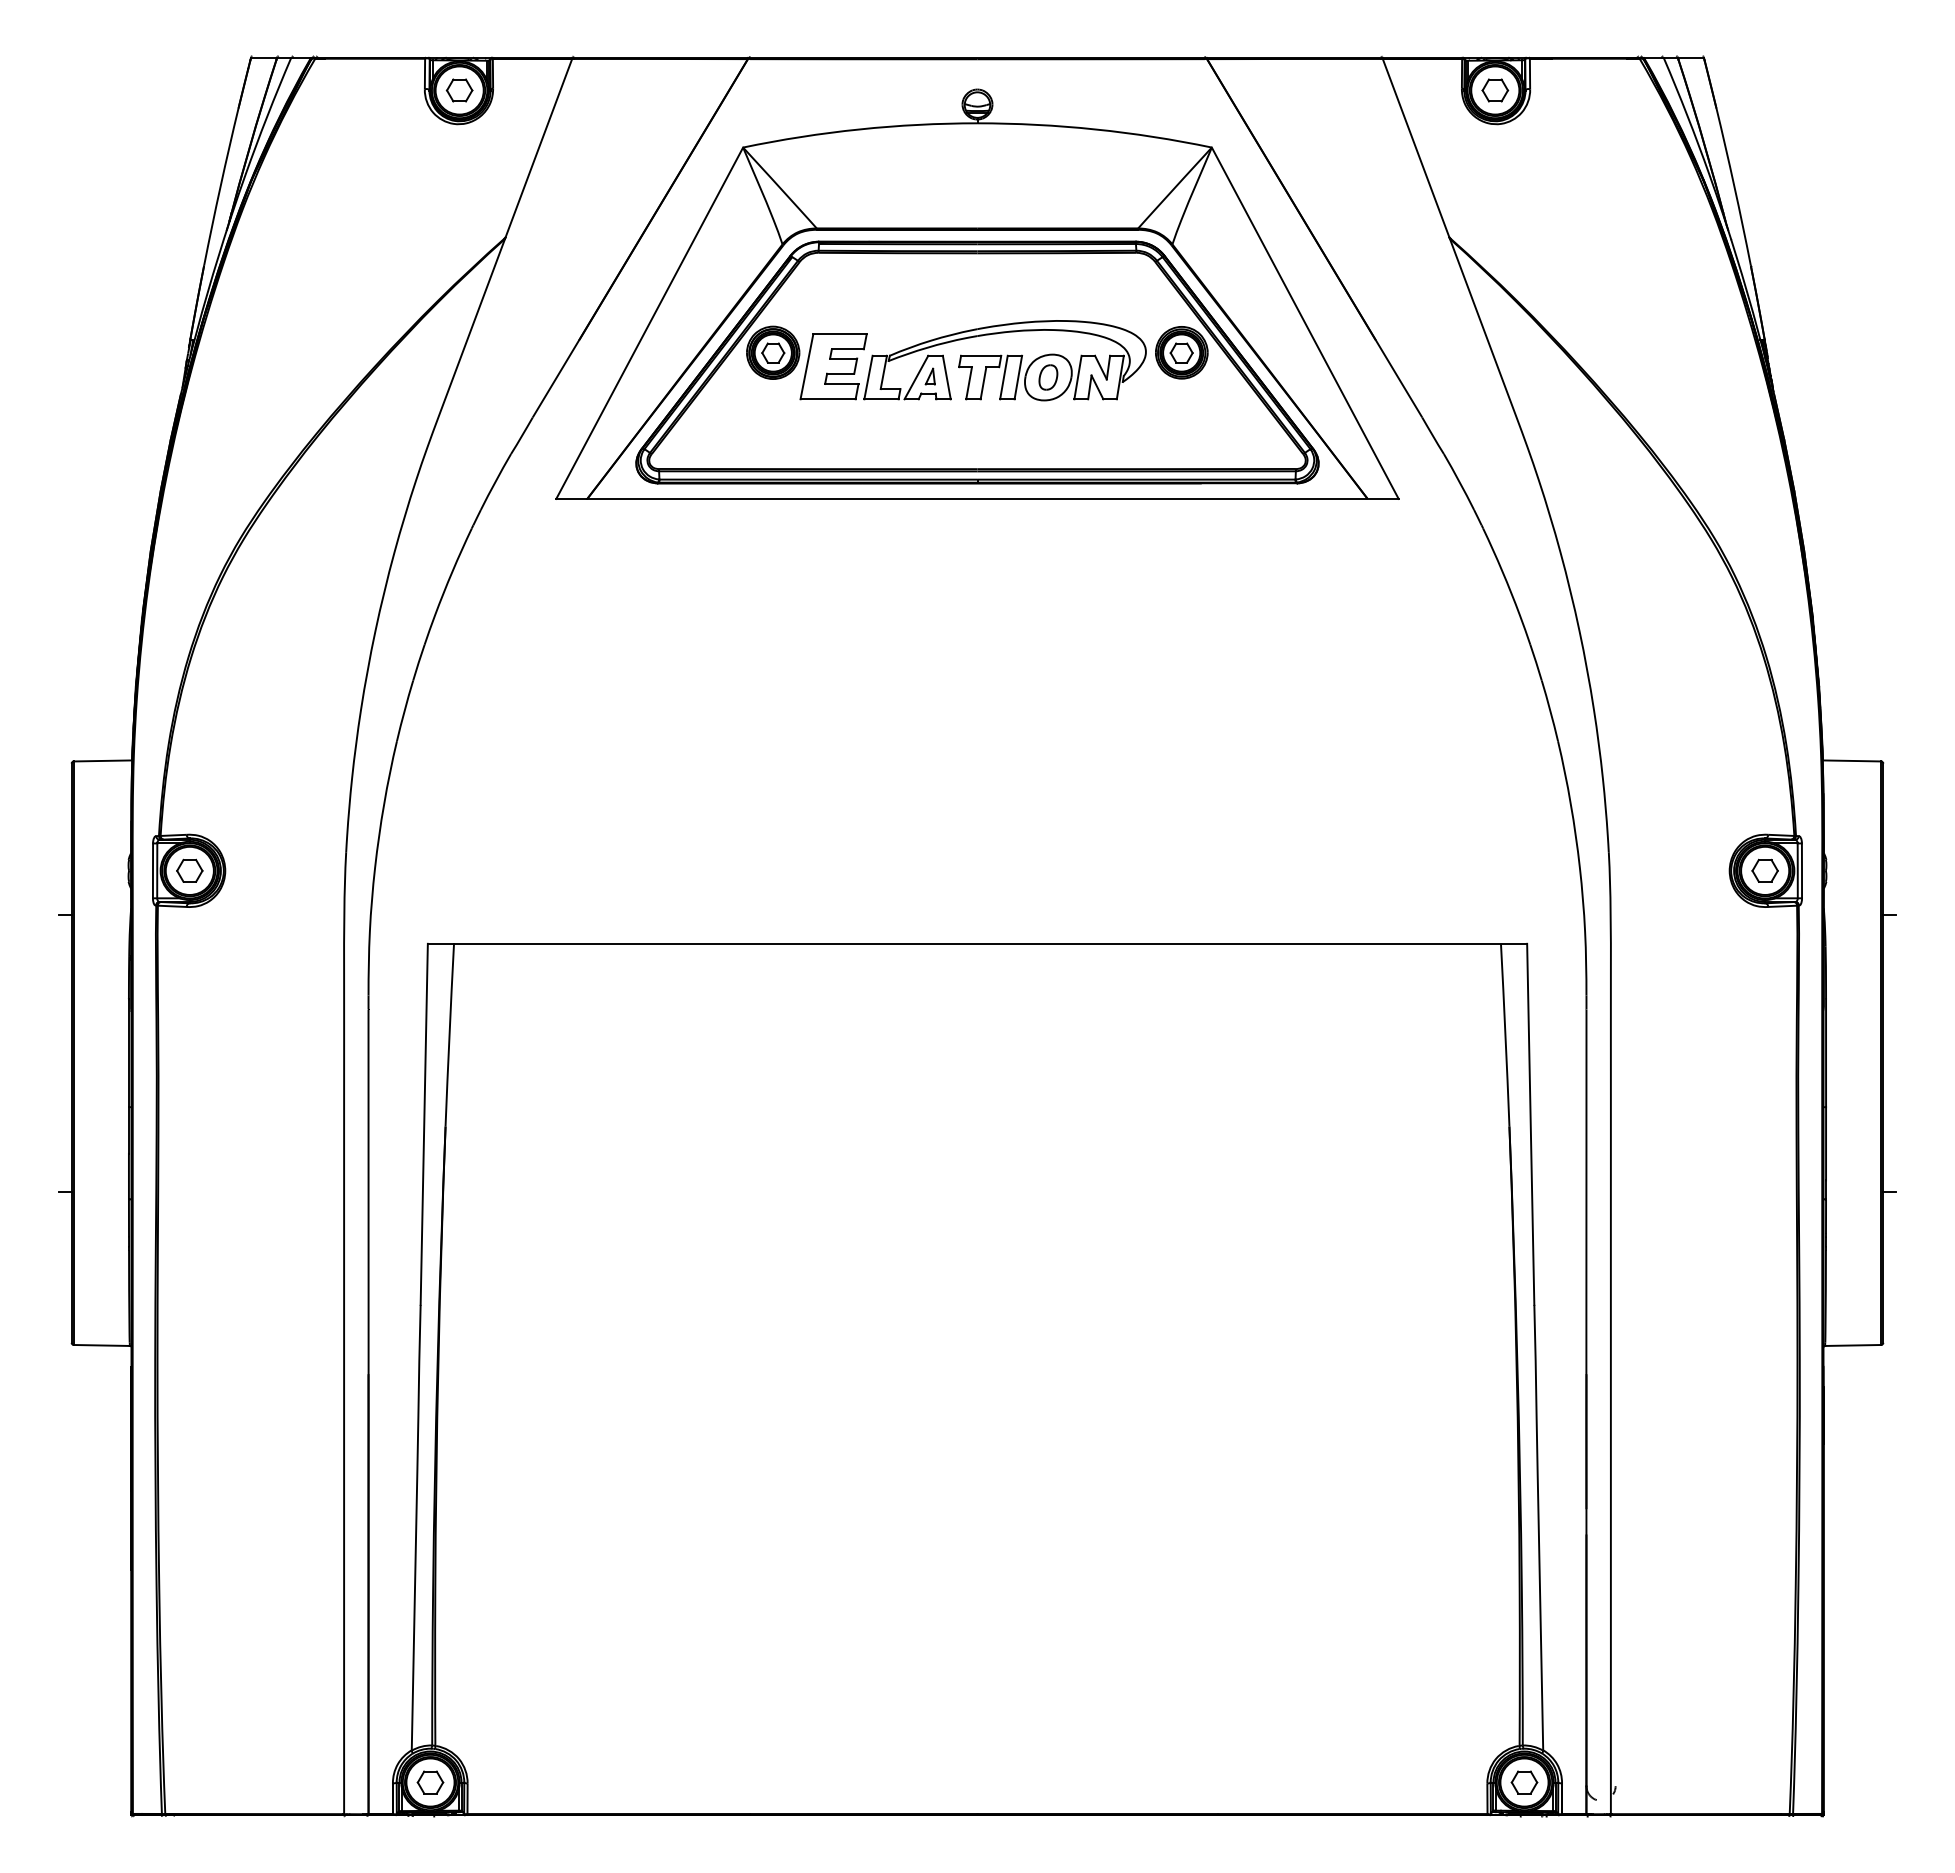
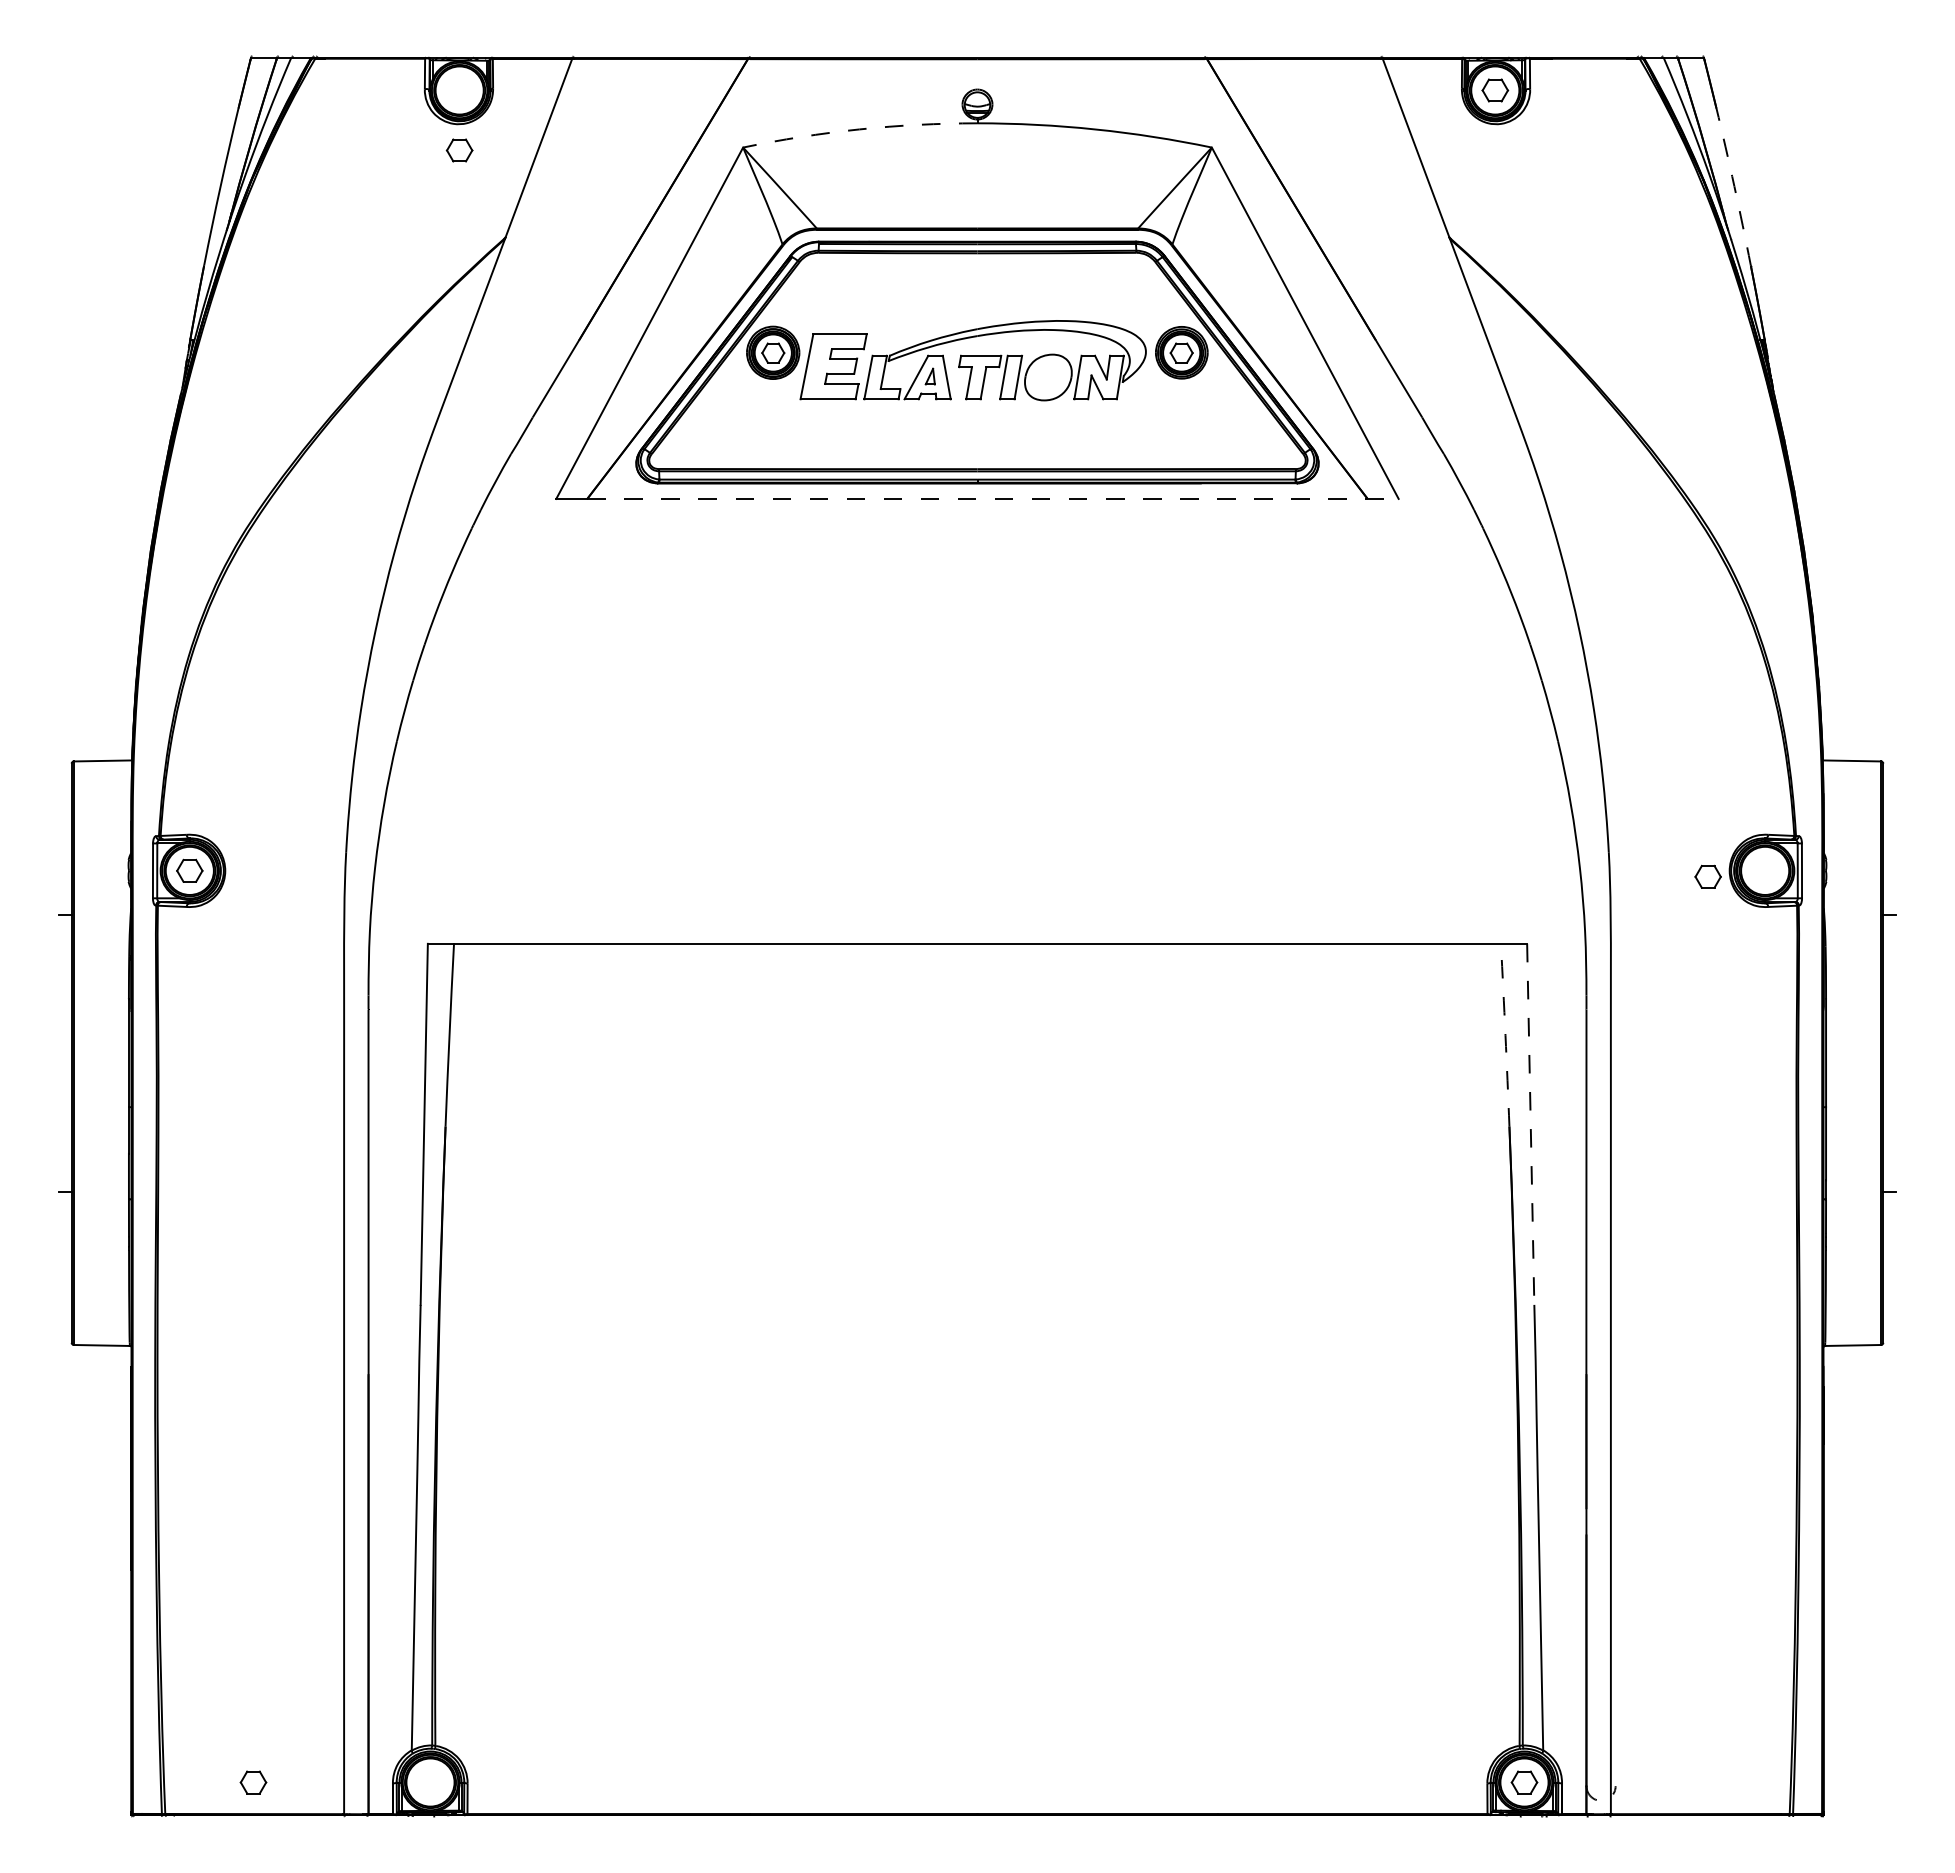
part position: (459, 90) -> (459, 150) (459, 150)
arc: solid -> dashed (859, 129)
arc: solid -> dashed (1734, 186)
part: present -> none (1048, 377)
line: solid -> dashed (992, 498)
part position: (1764, 870) -> (1707, 876) (1707, 876)
arc: solid -> dashed (1505, 1035)
line: solid -> dashed (1530, 1124)
part position: (430, 1782) -> (253, 1782) (253, 1782)
